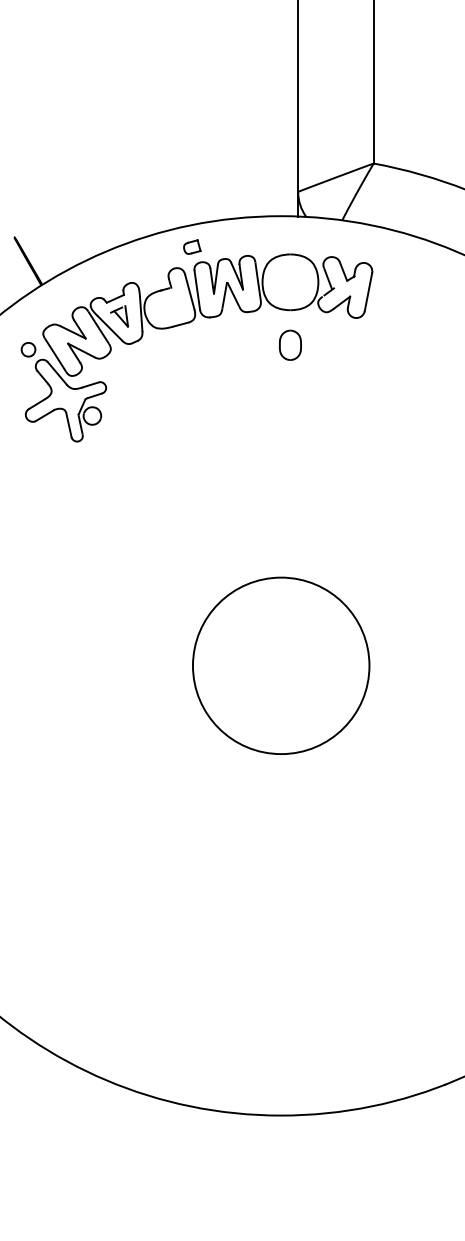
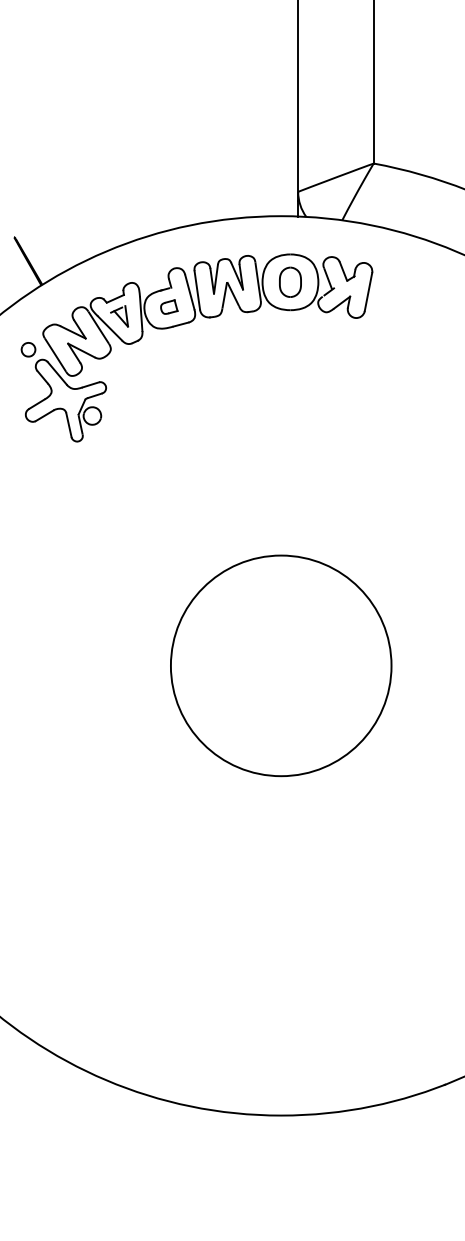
part position: (192, 246) -> (169, 306) (169, 306)
part position: (290, 344) -> (290, 281) (290, 281)
circle diameter: 176 px -> 221 px (280, 665)
